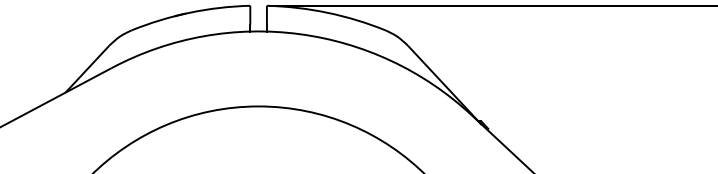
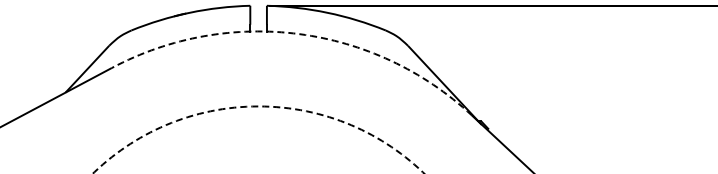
arc: solid -> dashed (299, 34)
arc: solid -> dashed (258, 106)
